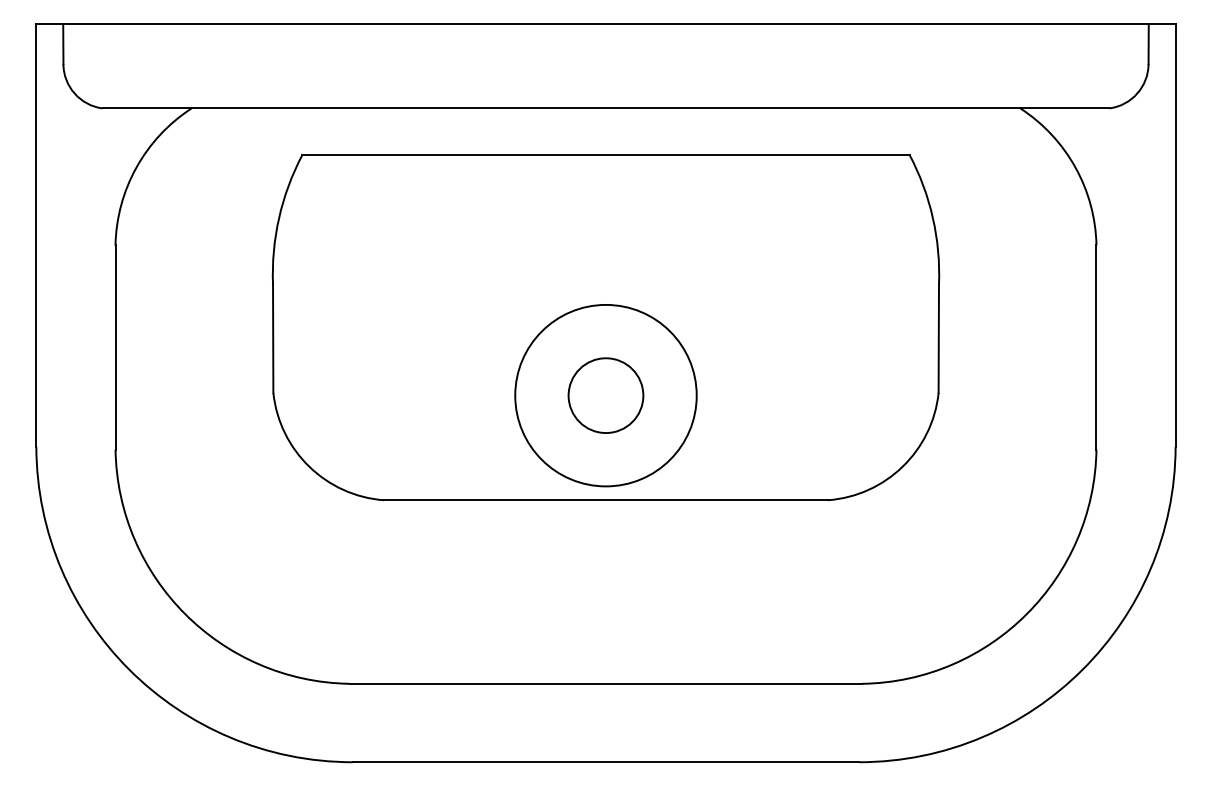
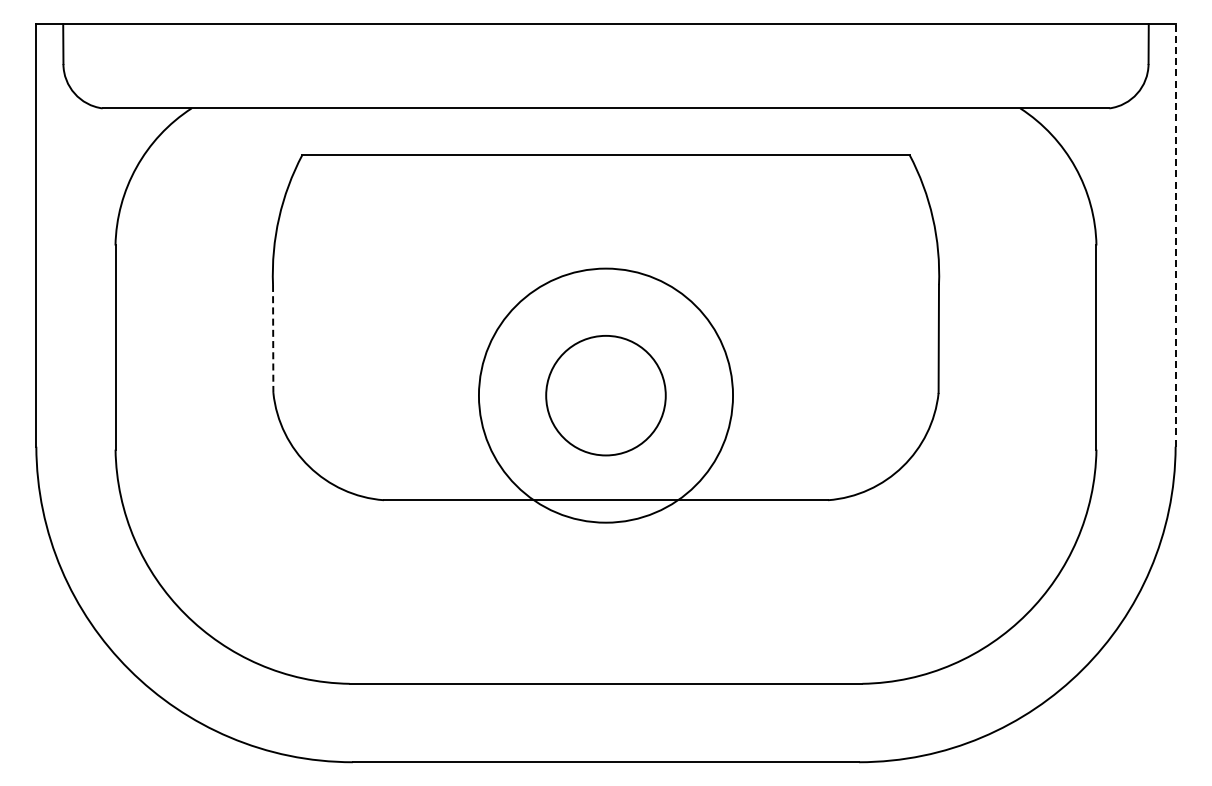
line: solid -> dashed (1175, 234)
line: solid -> dashed (273, 339)
circle diameter: 181 px -> 254 px (605, 395)
circle diameter: 75 px -> 120 px (605, 395)
